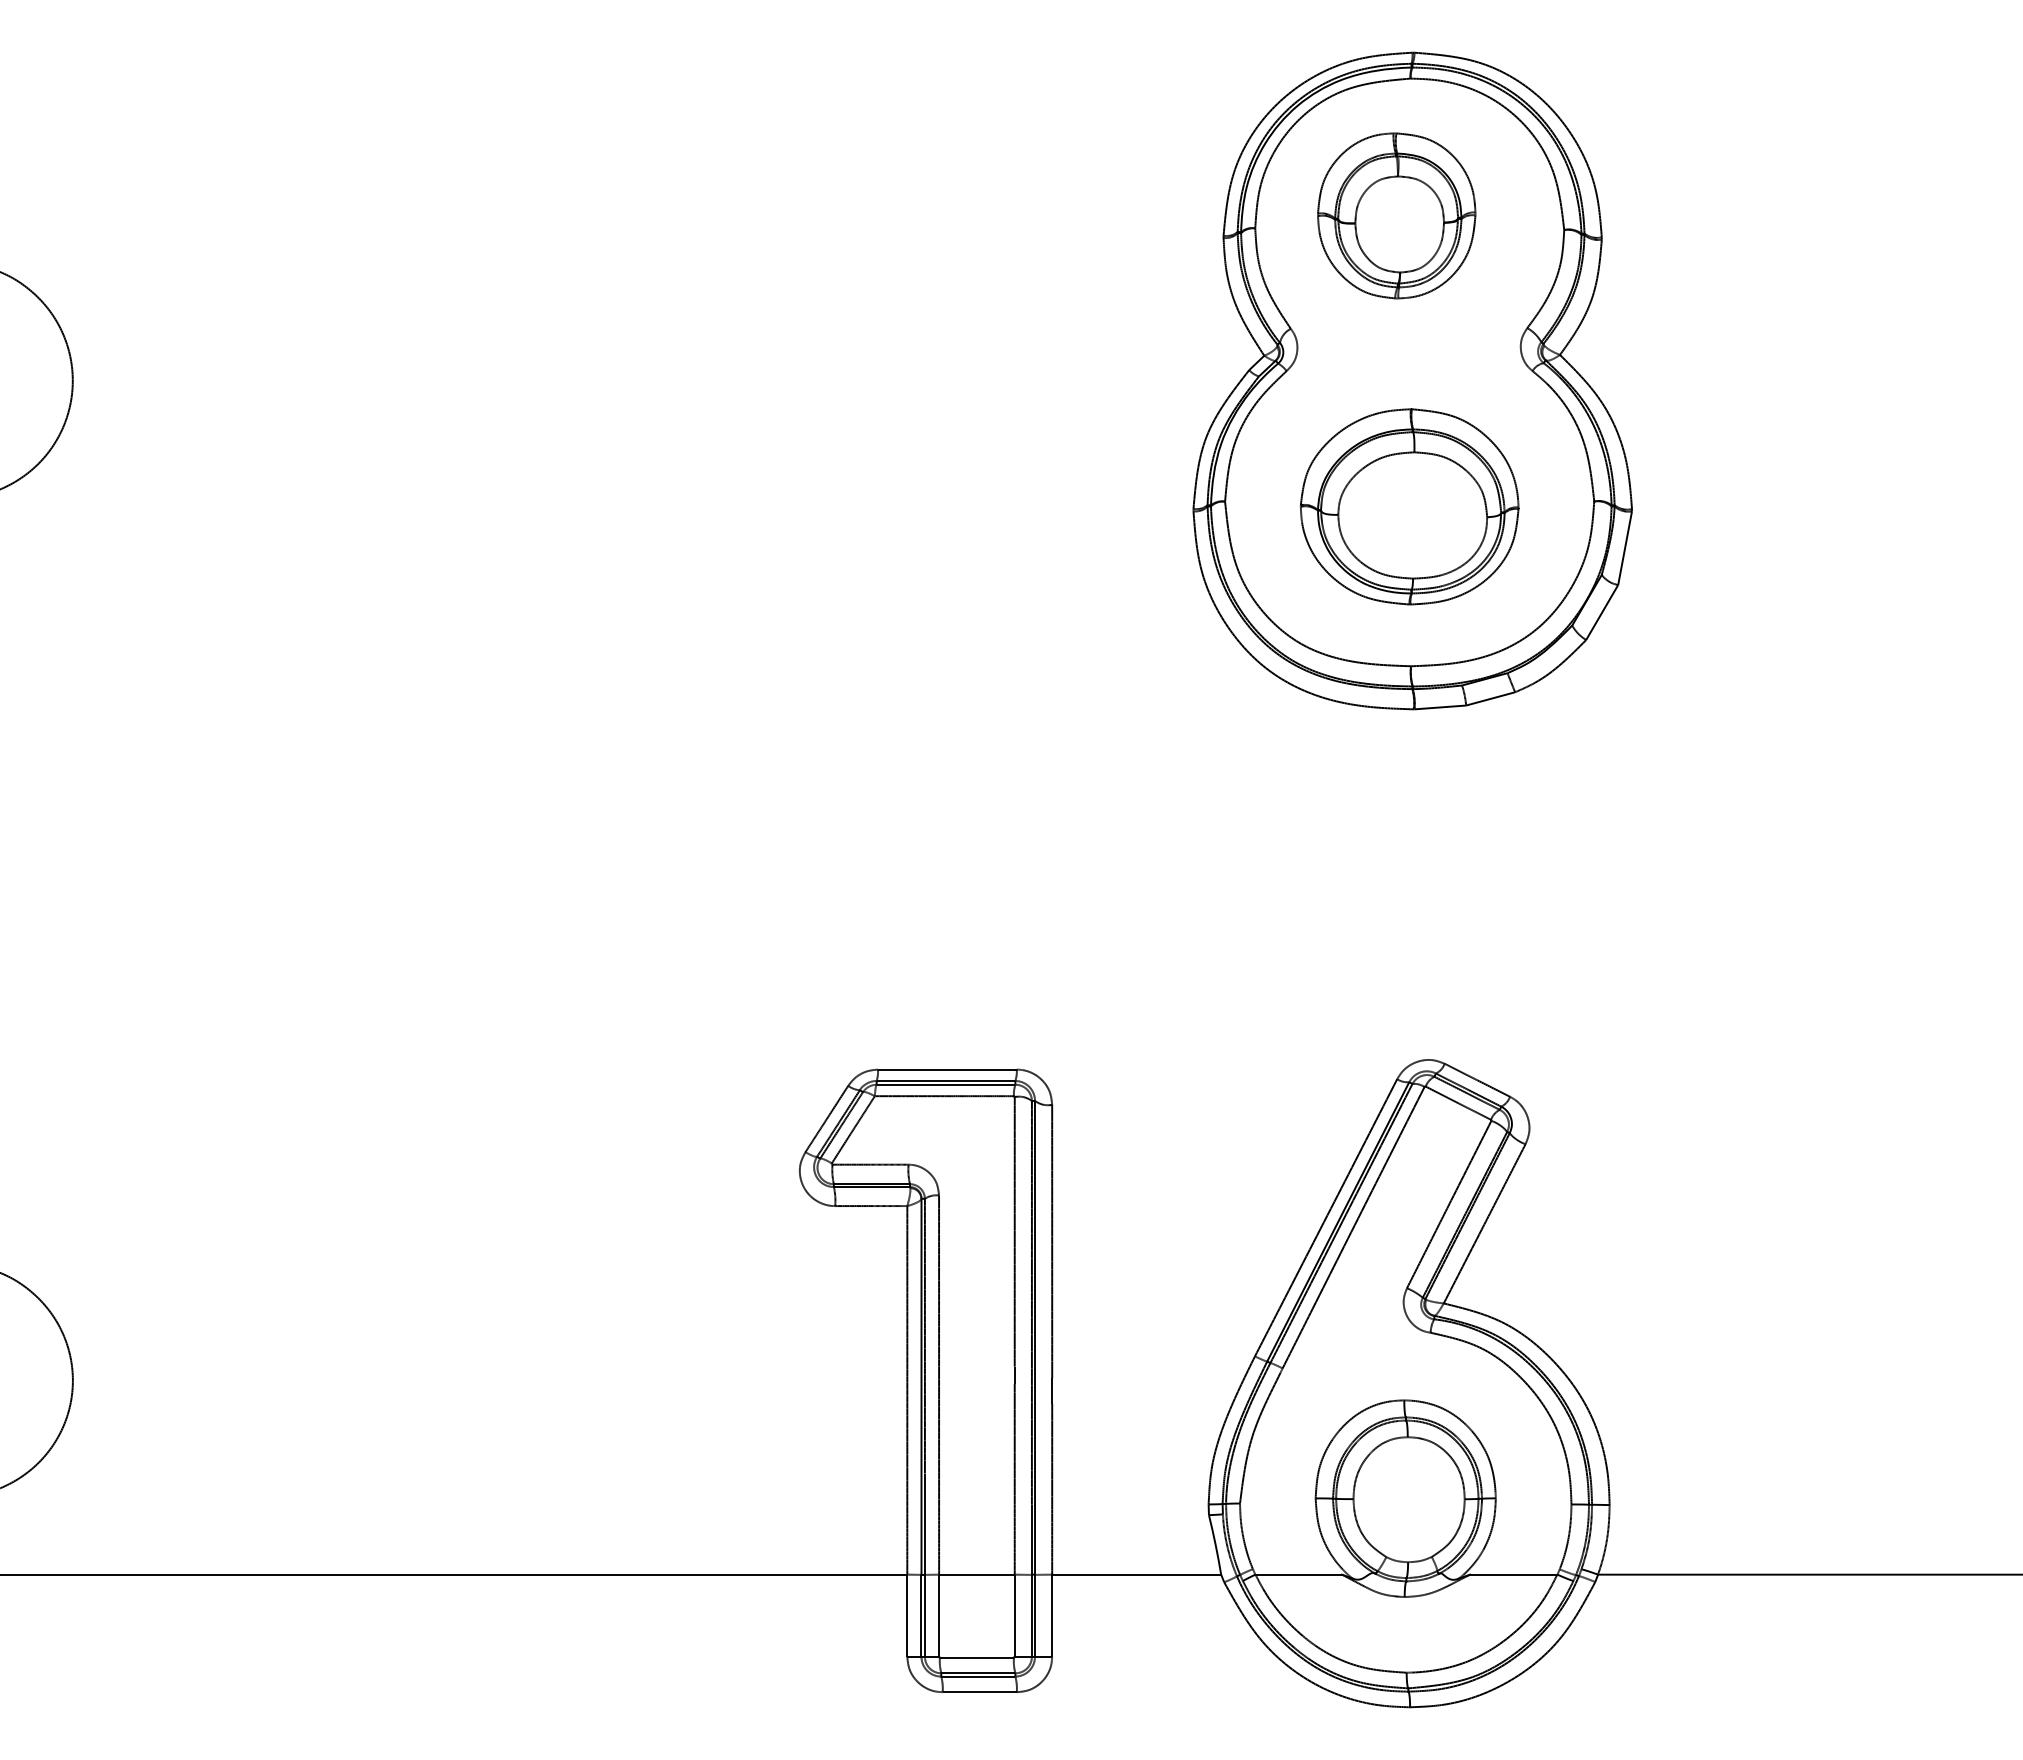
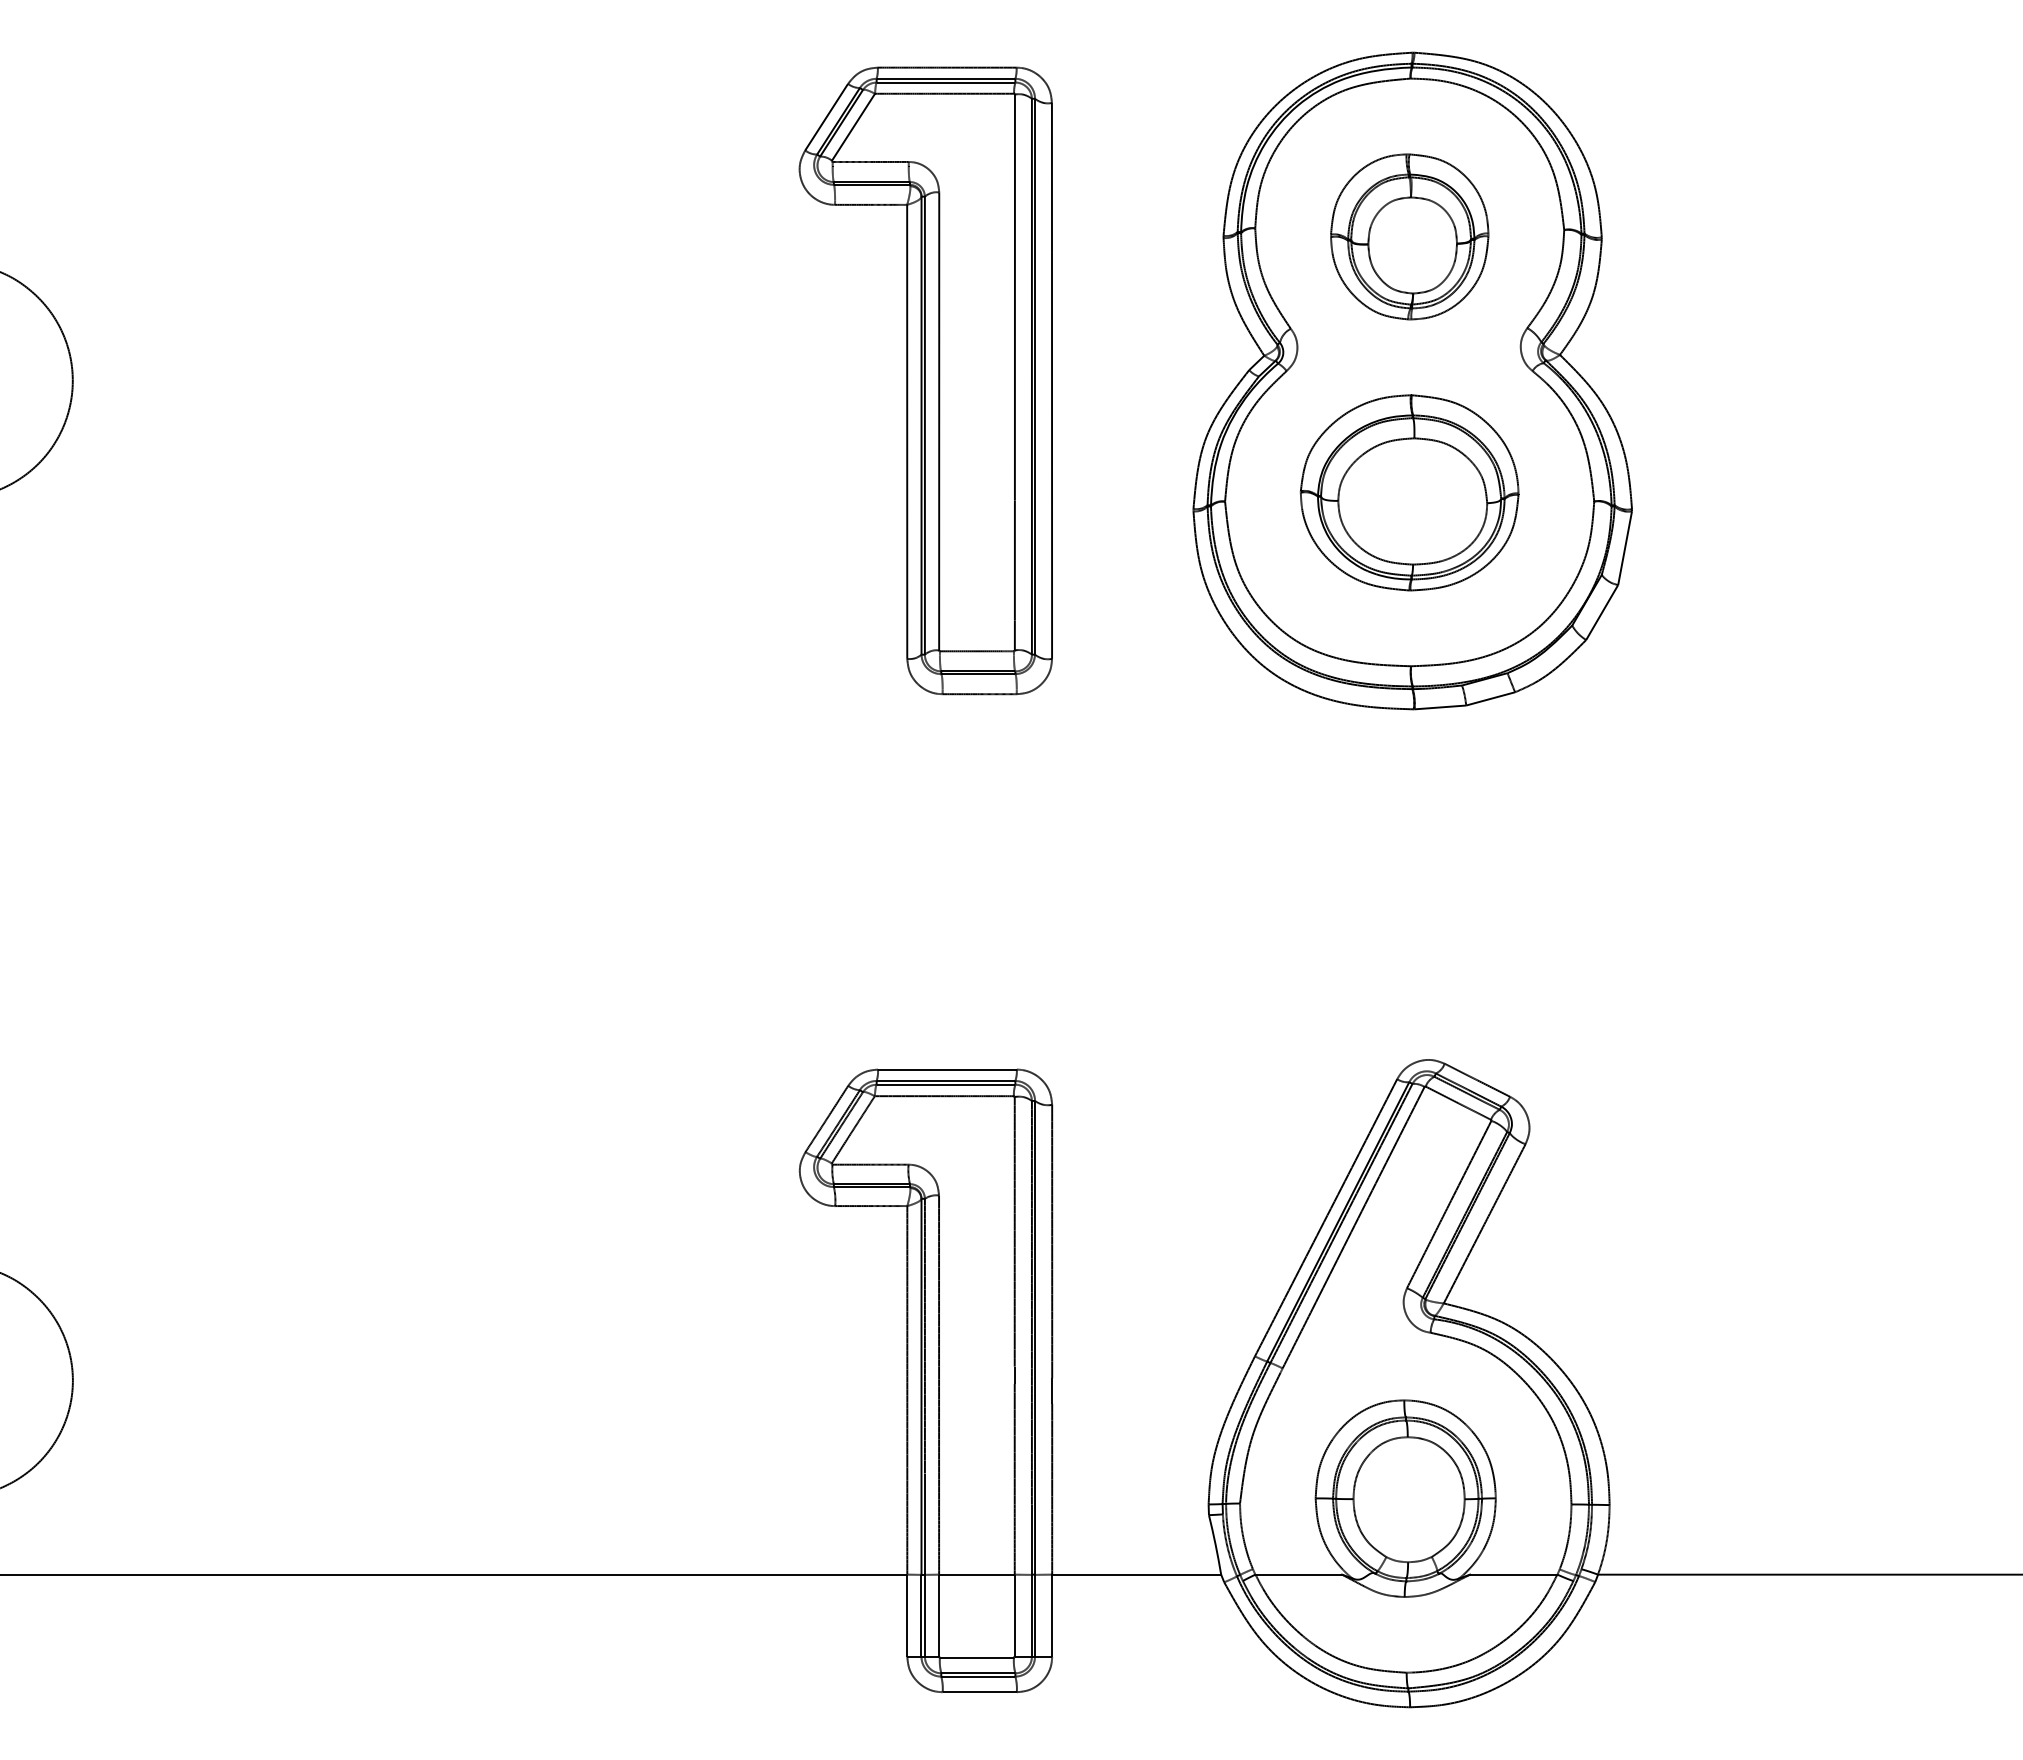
part position: (1396, 215) -> (1409, 236) (1409, 236)
part: none -> present (925, 380)
part position: (1409, 506) -> (1409, 492) (1409, 492)
